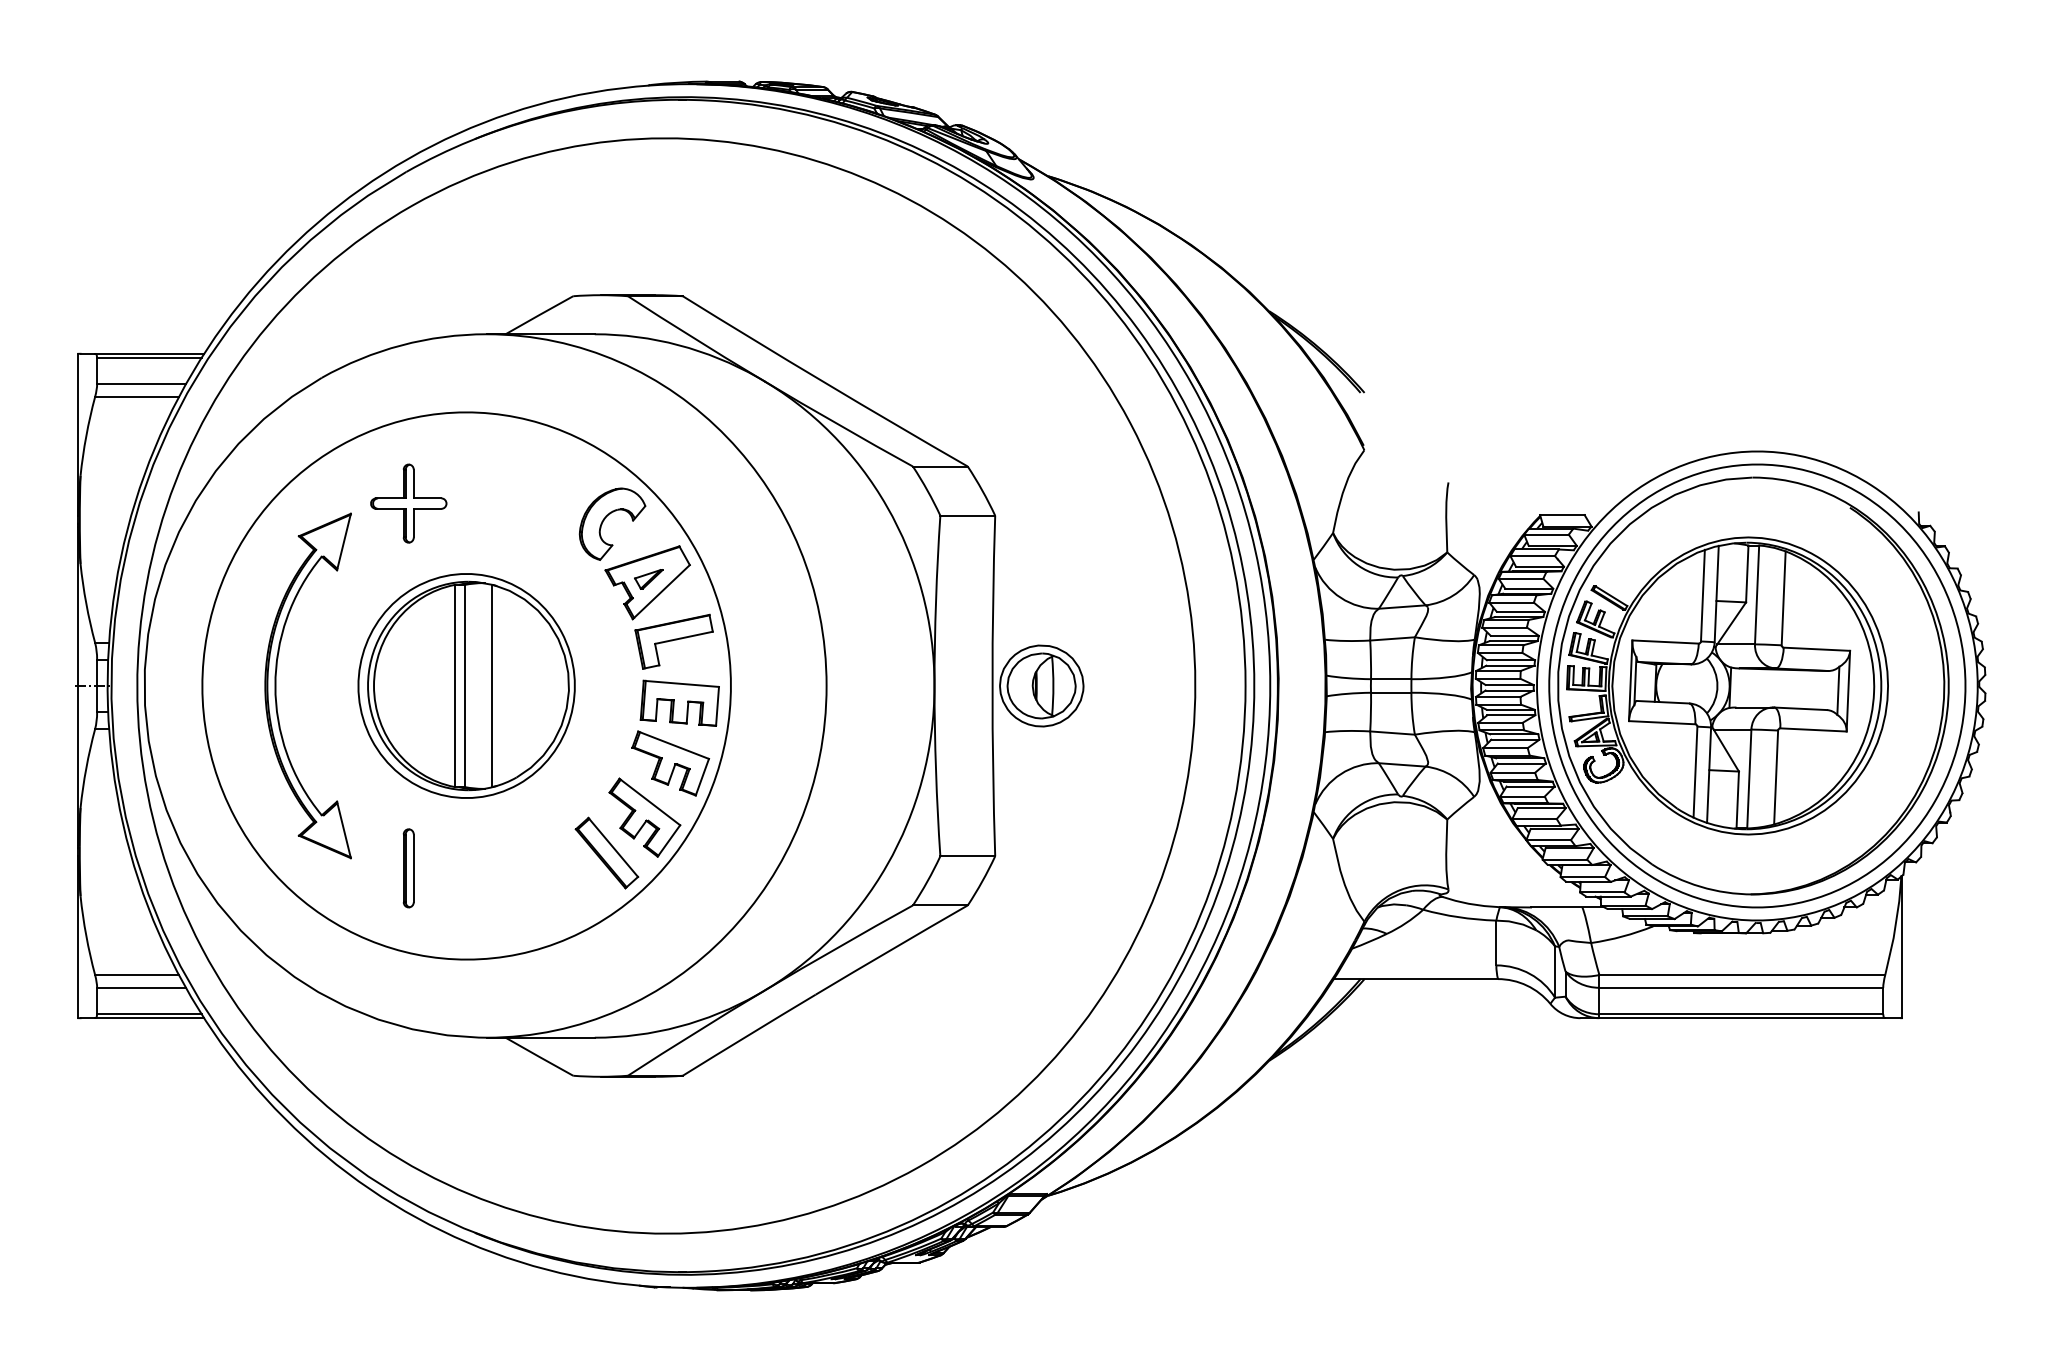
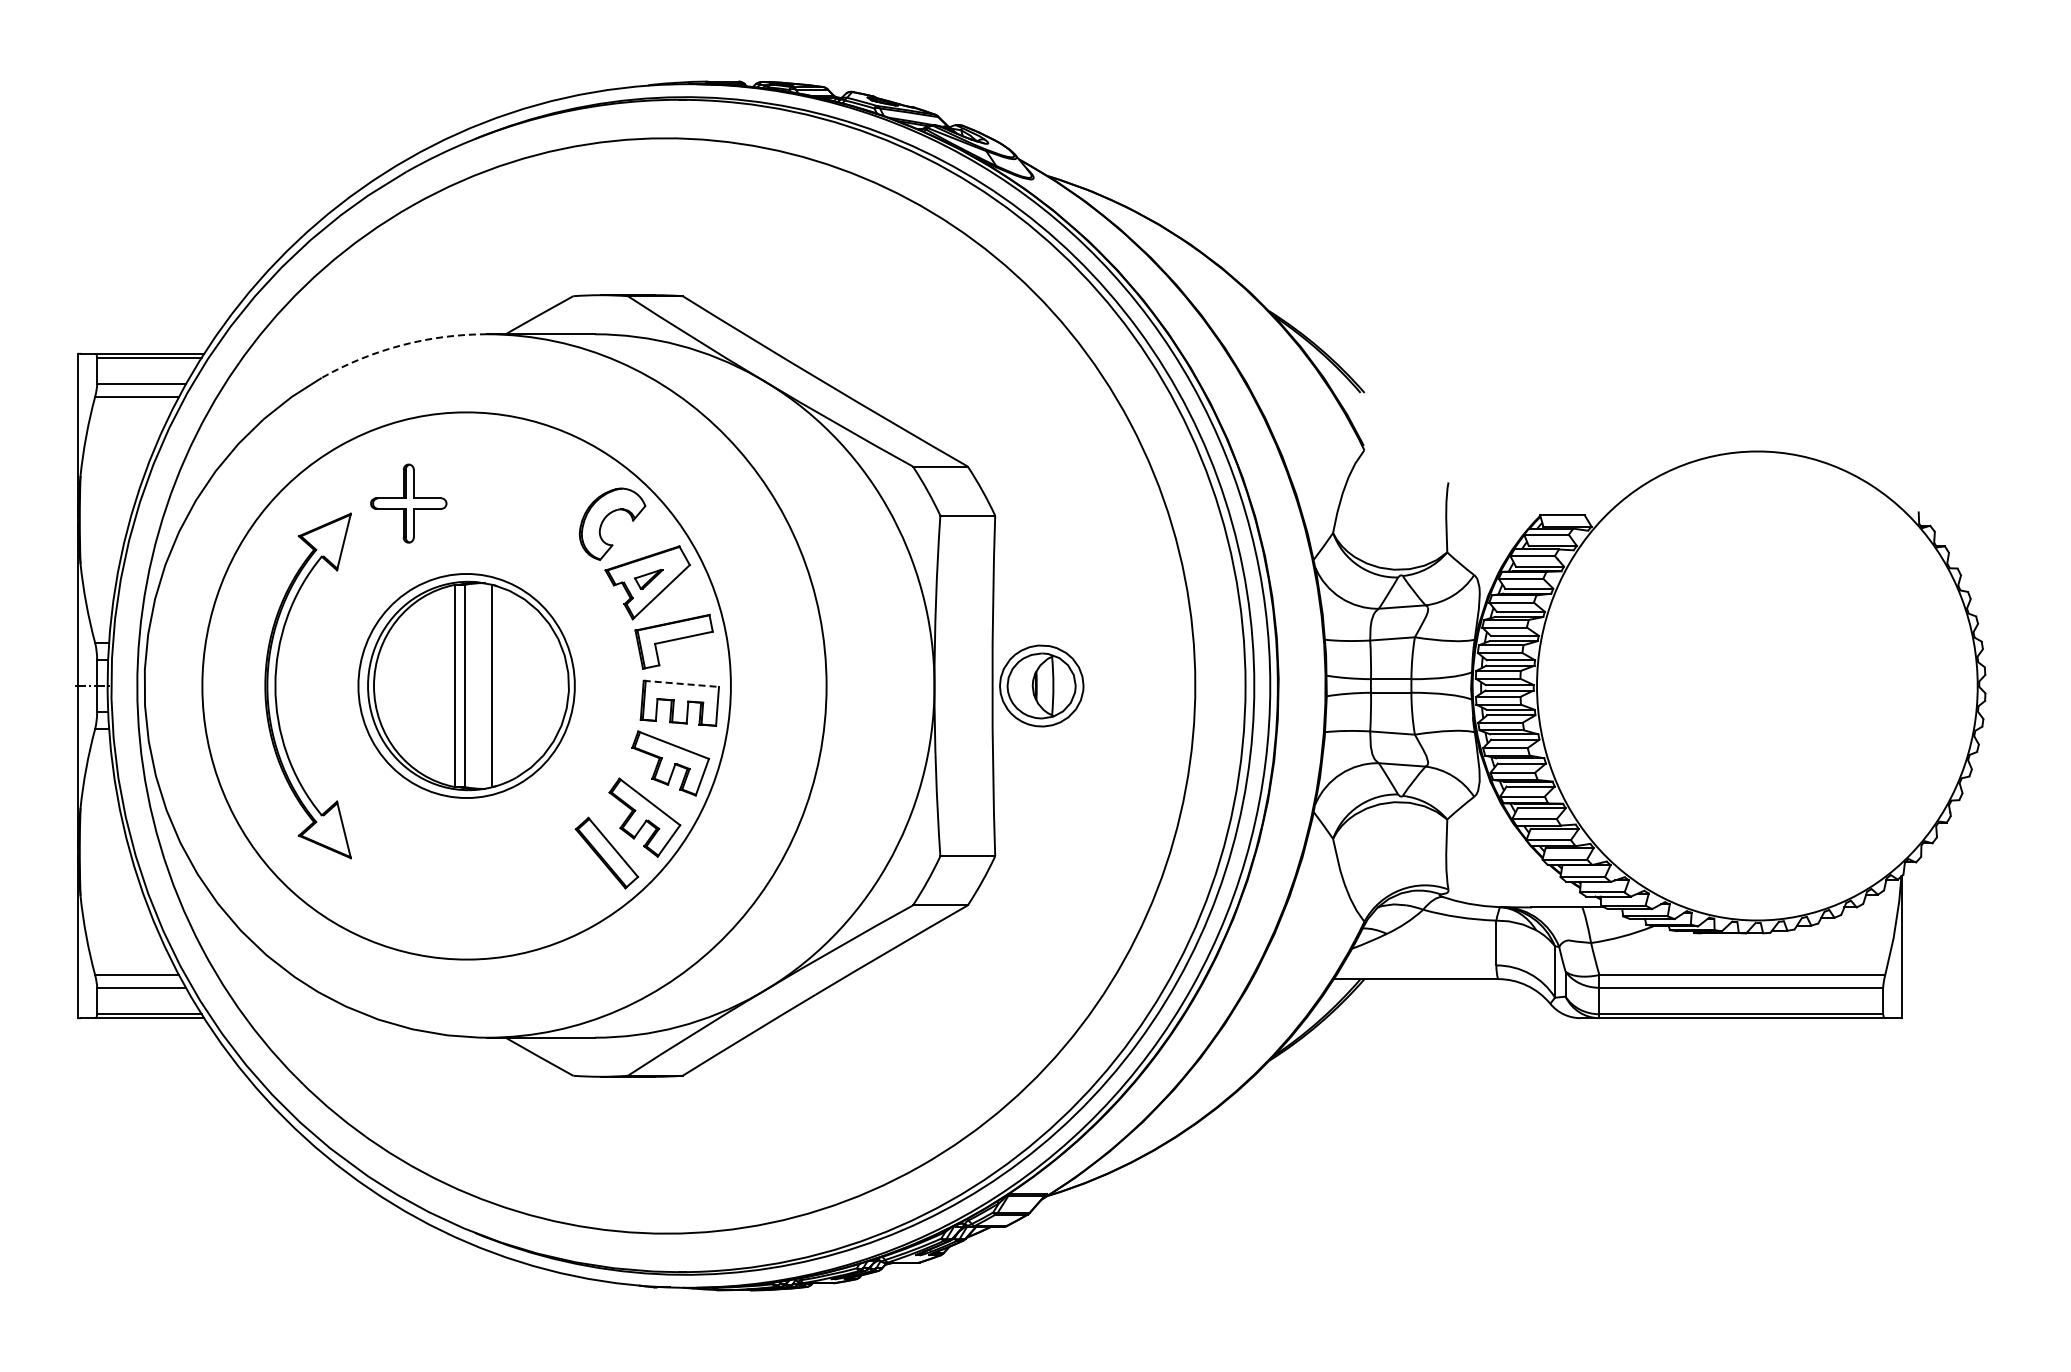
arc: solid -> dashed (401, 345)
line: solid -> dashed (681, 683)
part: present -> none (1757, 685)
part: present -> none (408, 868)
